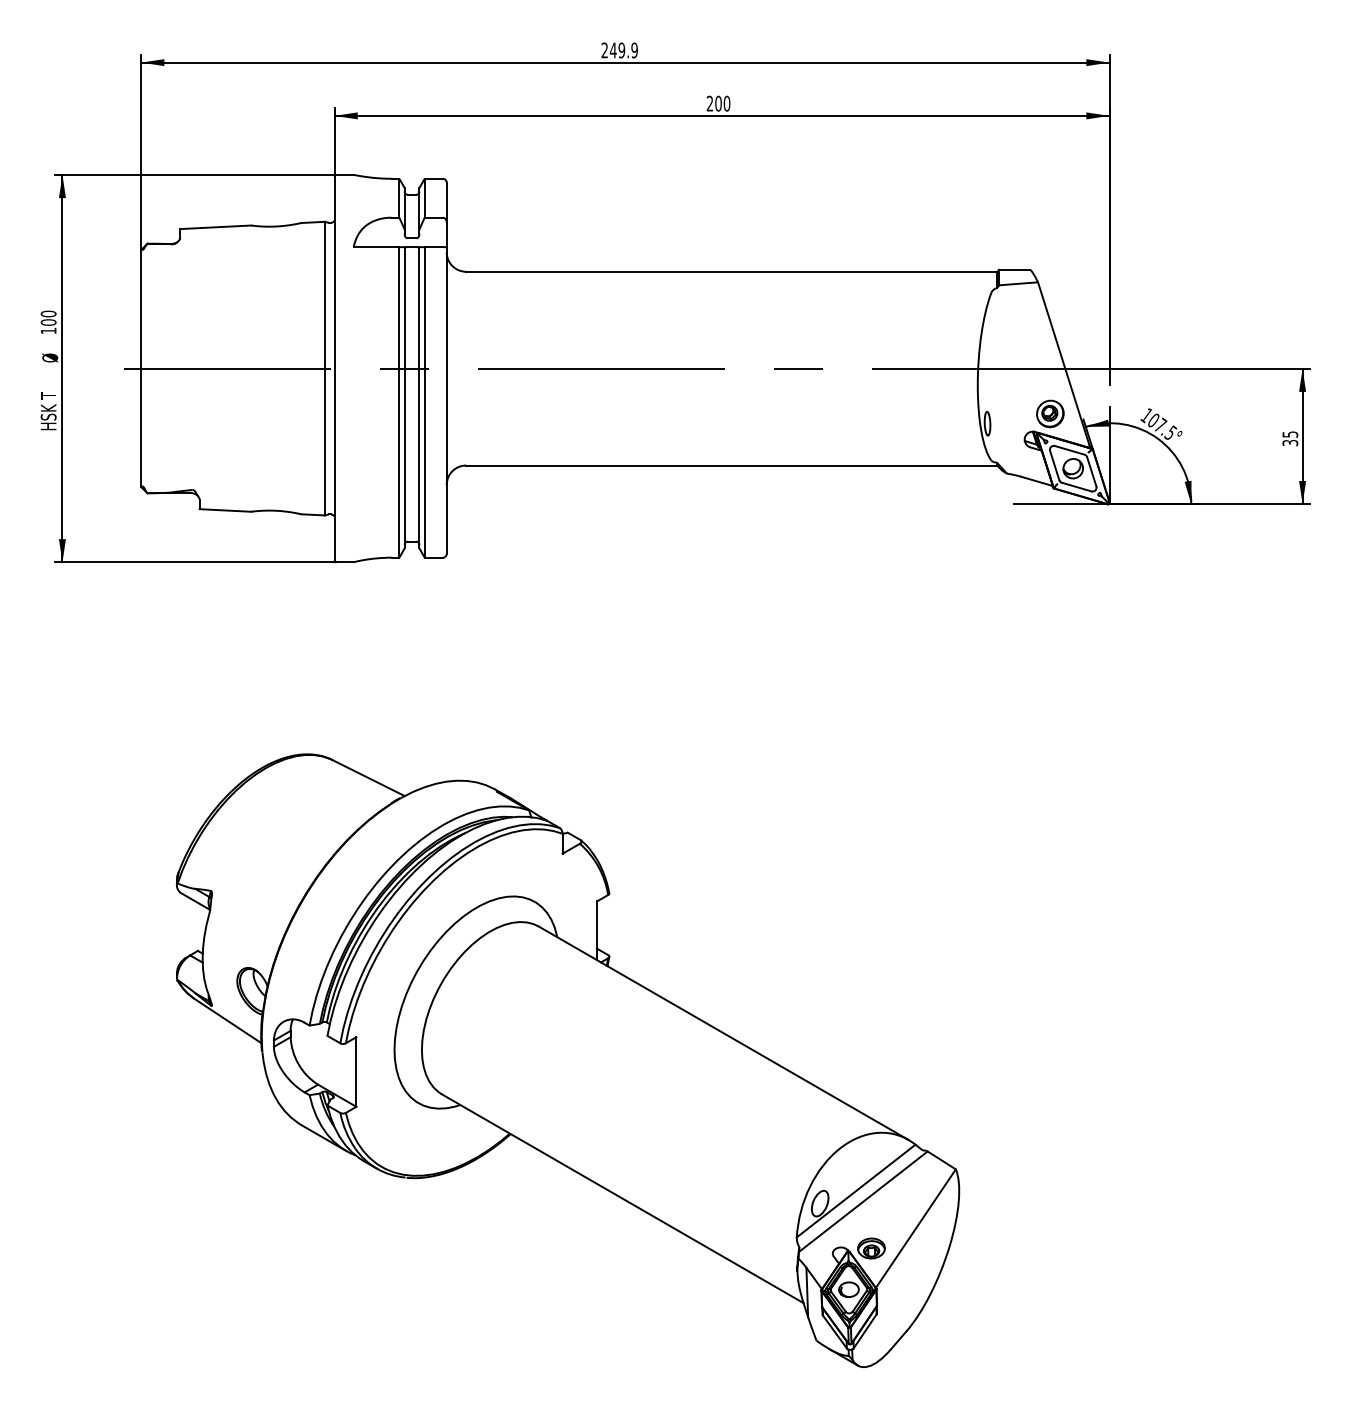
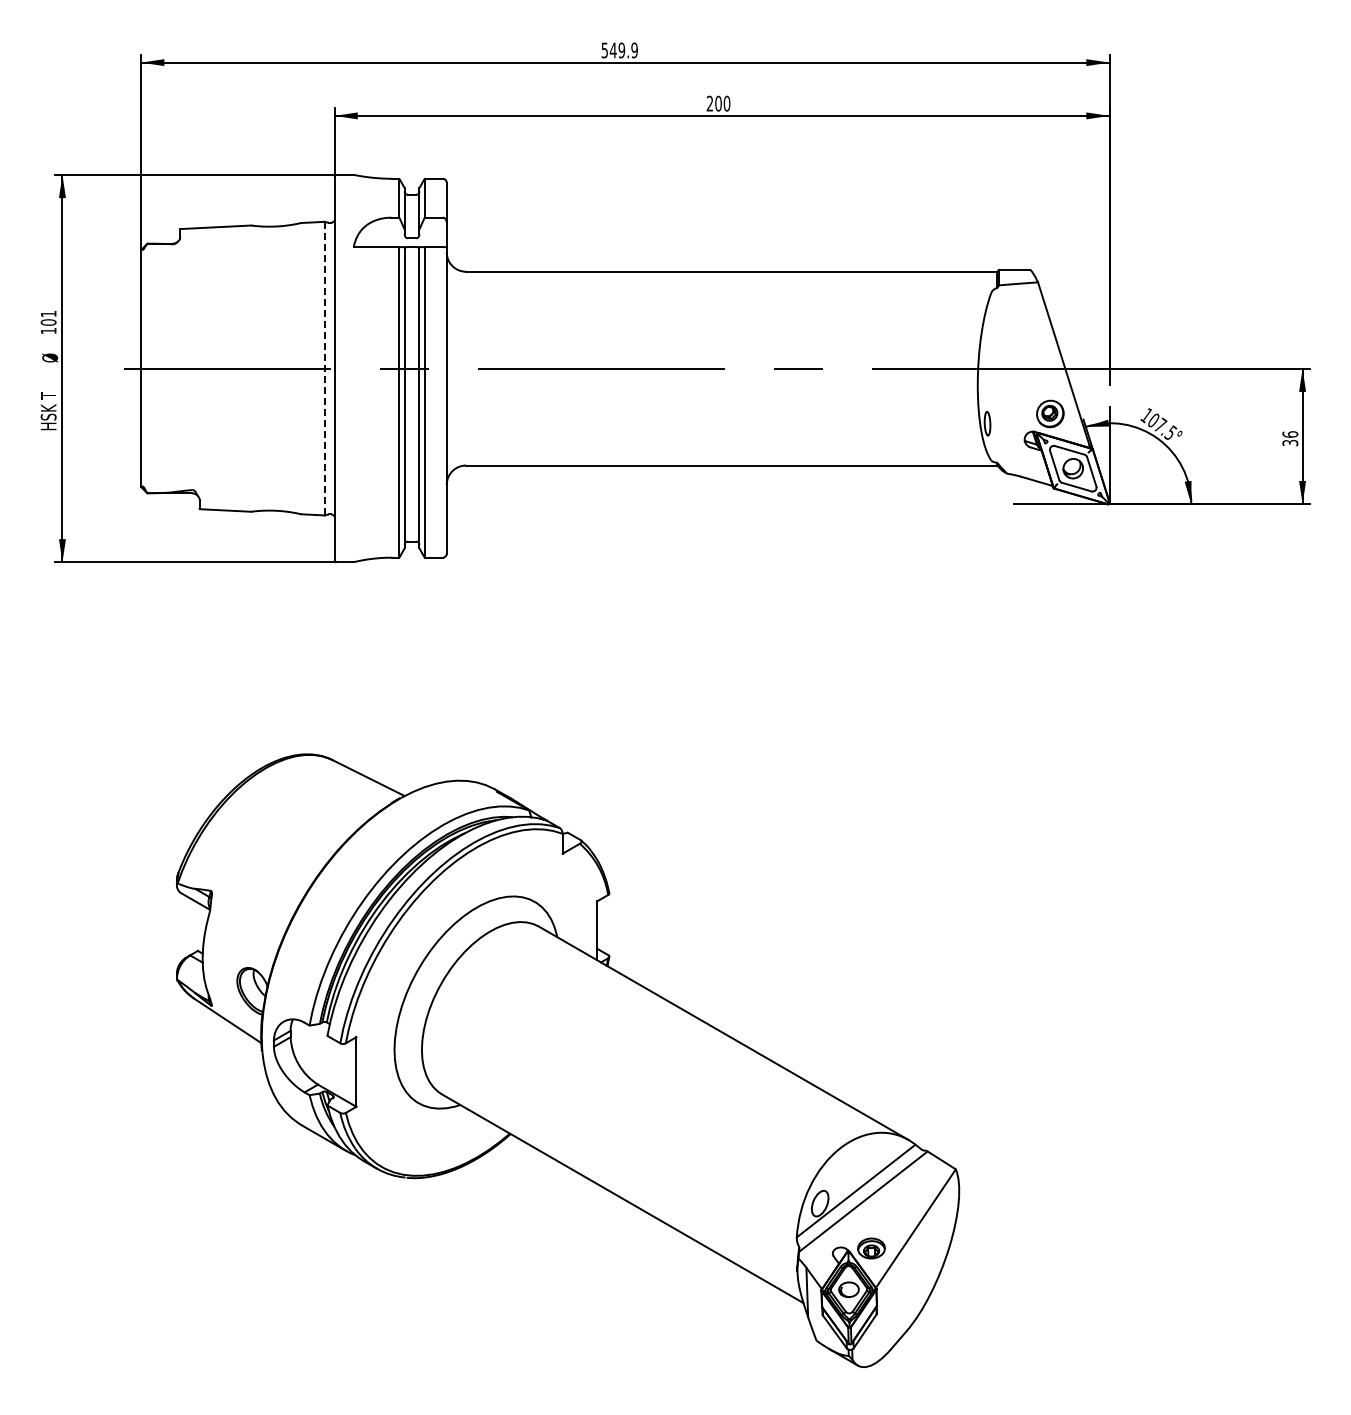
text: 249.9 -> 549.9 (604, 50)
text: 100 -> 101 (48, 313)
line: solid -> dashed (324, 368)
text: 35 -> 36 (1290, 434)
